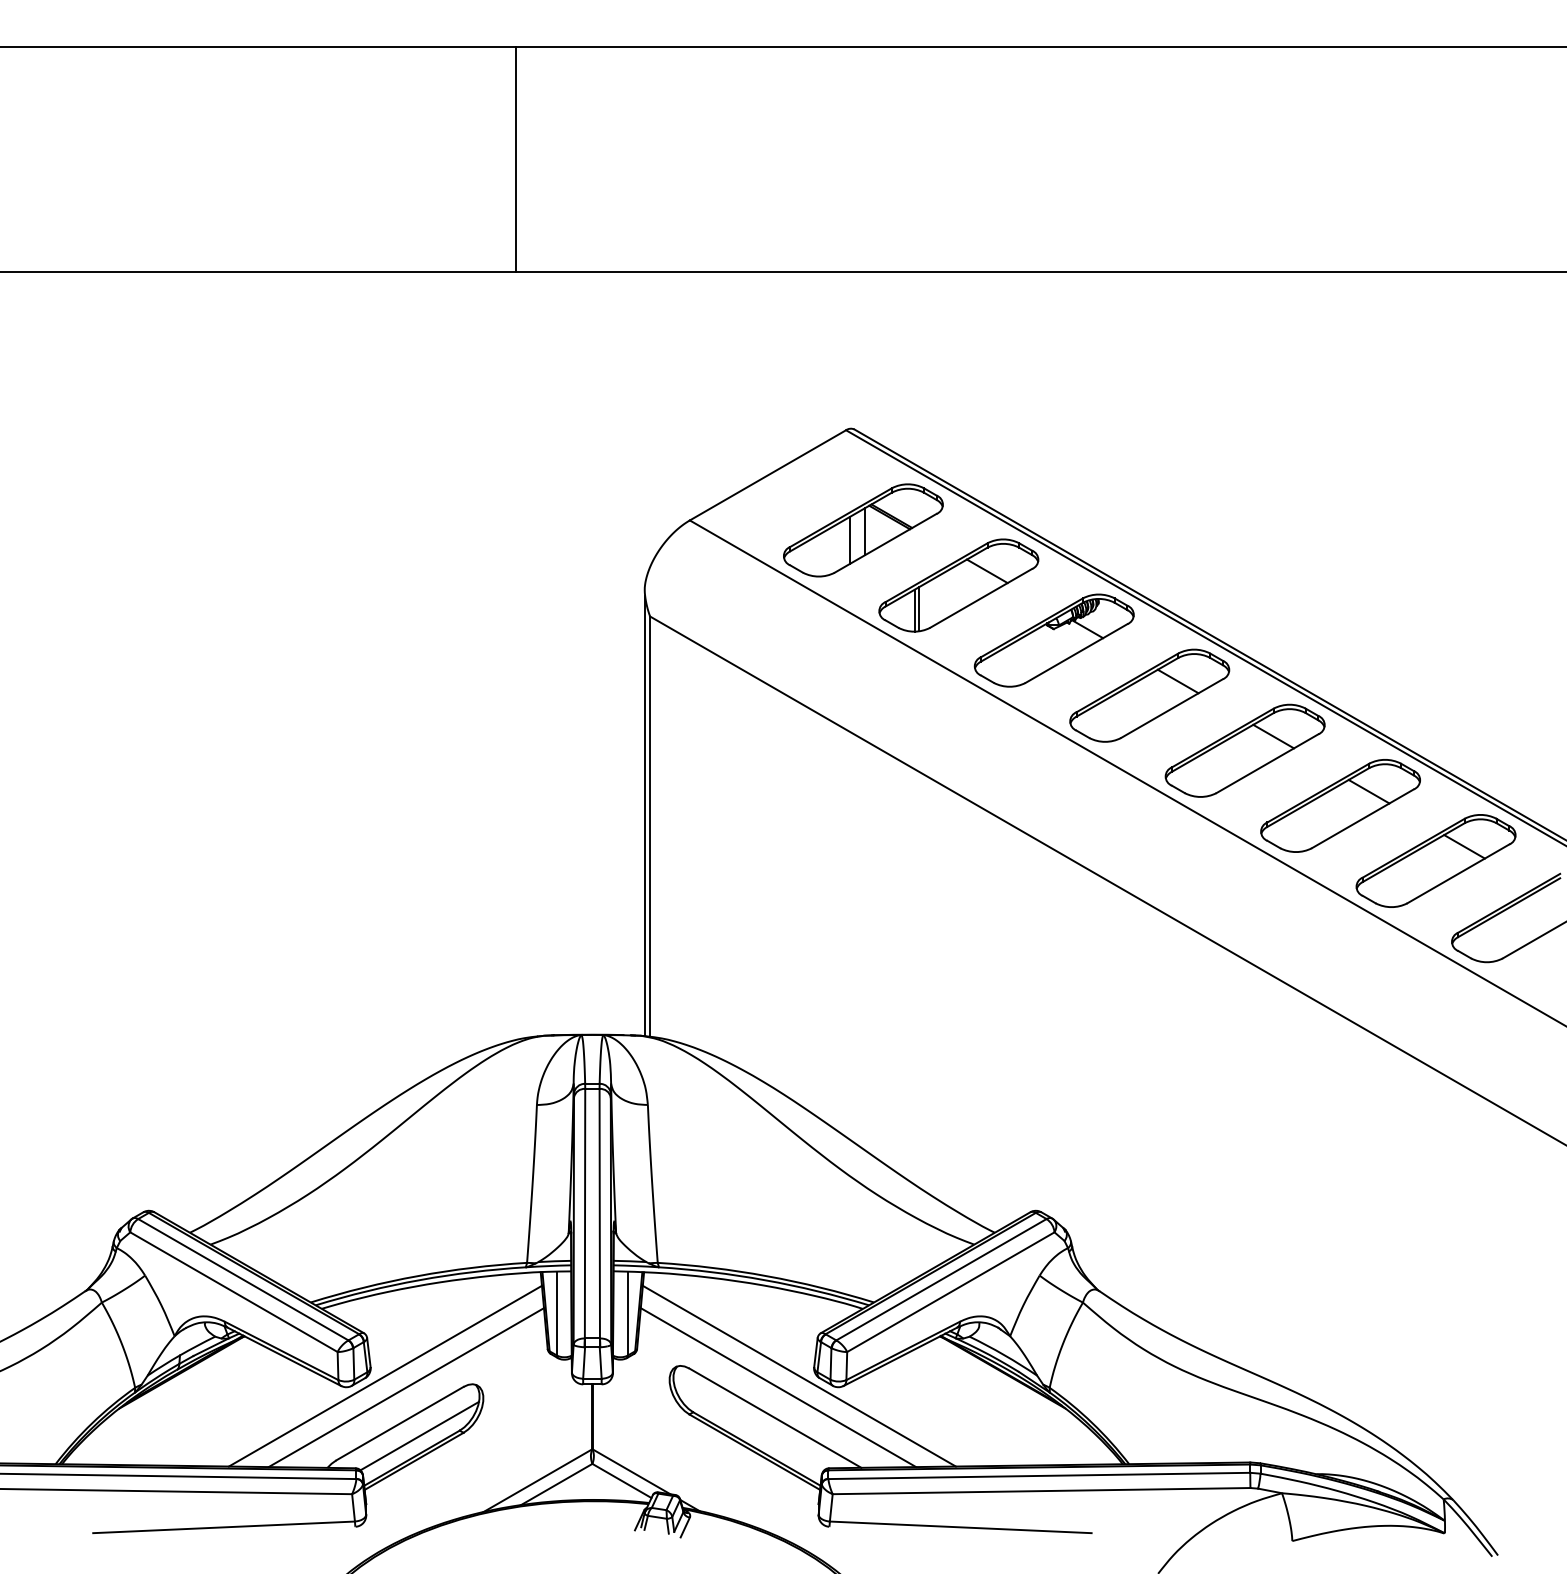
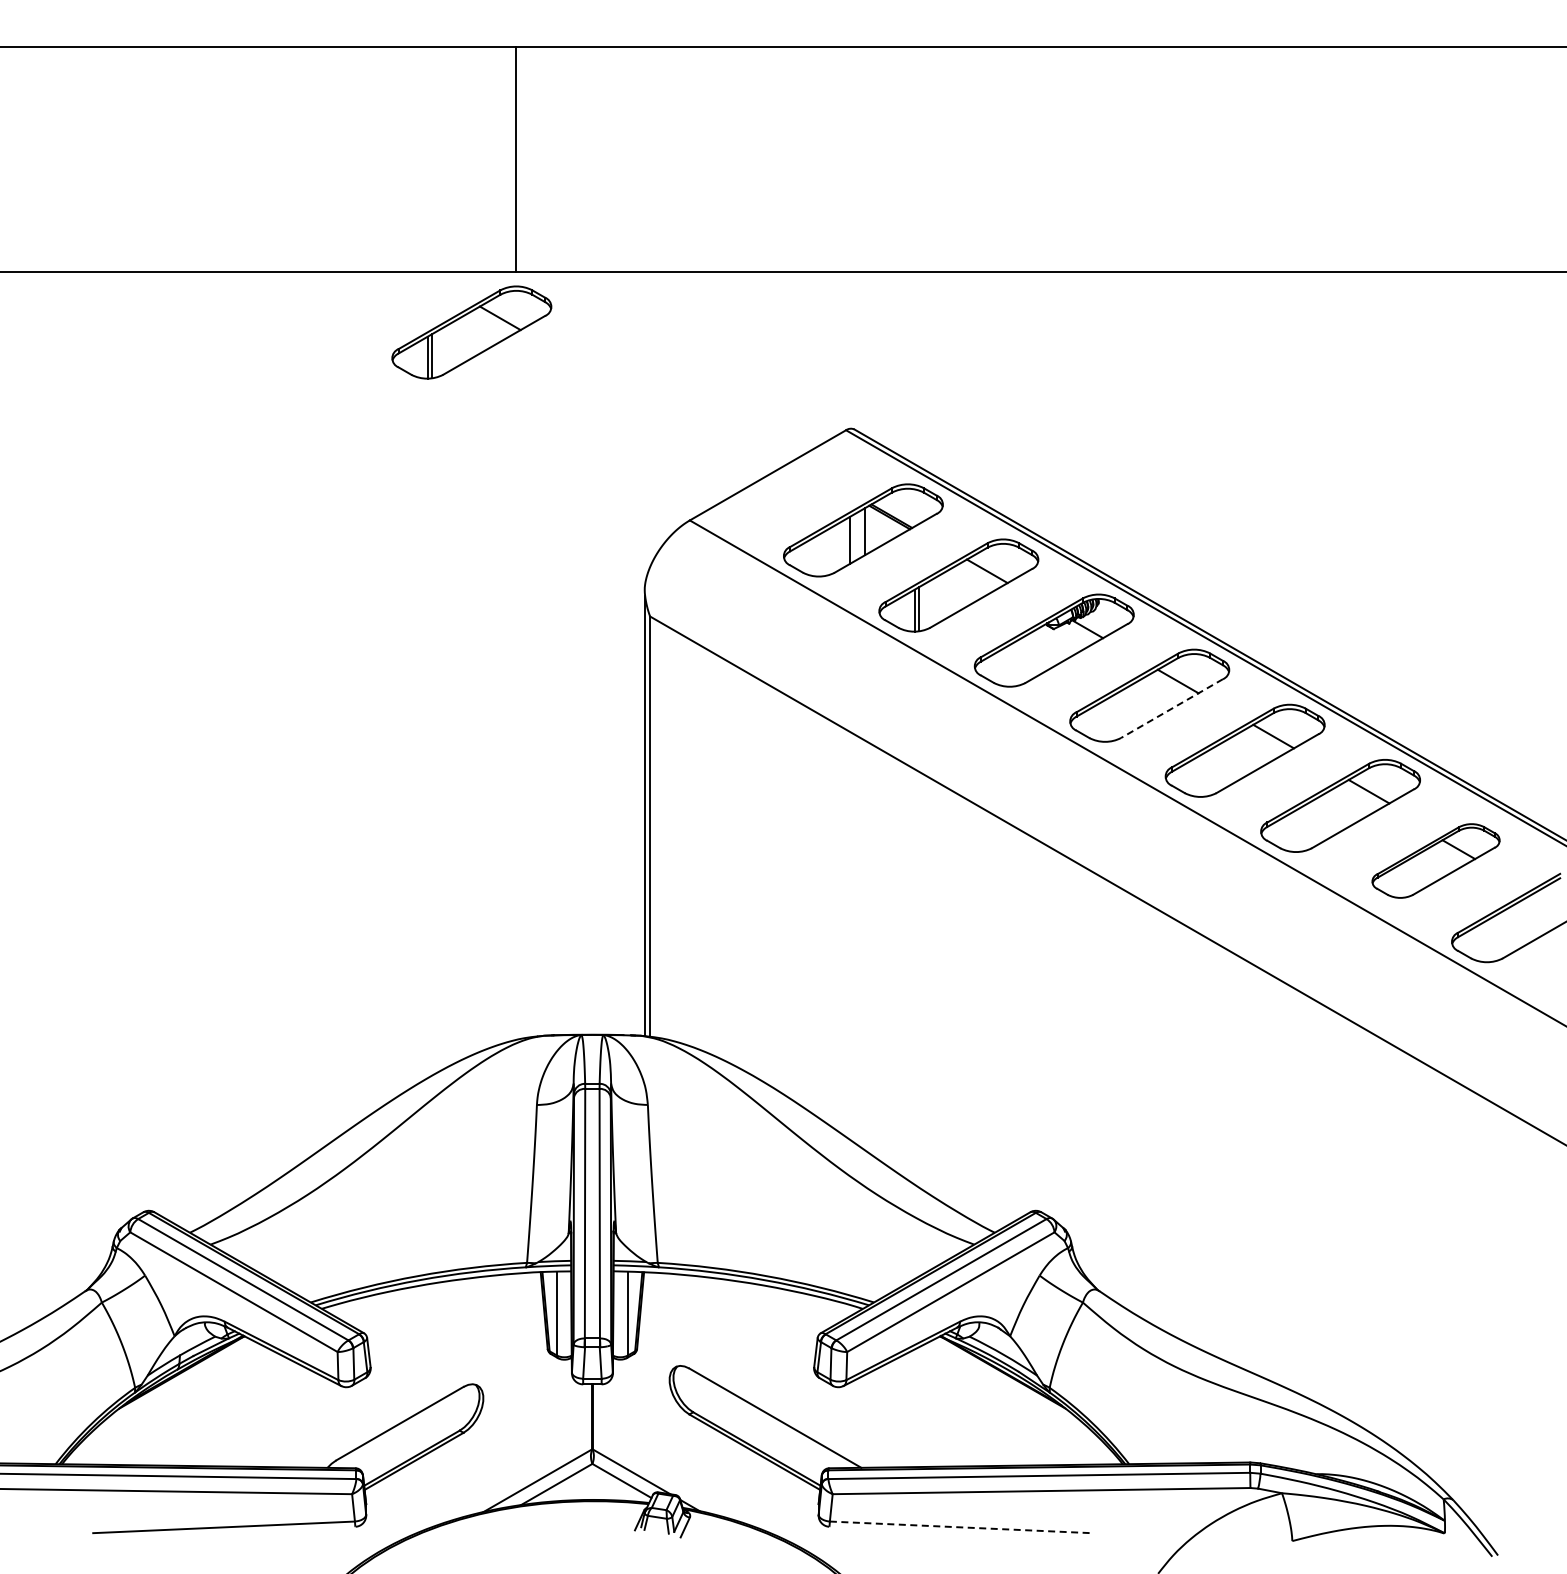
part: none -> present (471, 332)
line: solid -> dashed (1172, 708)
part size: 162x94 px -> 130x76 px (1435, 860)
line: present -> none (384, 1375)
line: present -> none (798, 1375)
line: present -> none (406, 1387)
line: present -> none (778, 1387)
line: present -> none (419, 1435)
line: solid -> dashed (961, 1527)
